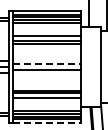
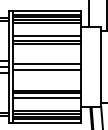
line: dashed -> solid (47, 64)
line: dashed -> solid (47, 123)
